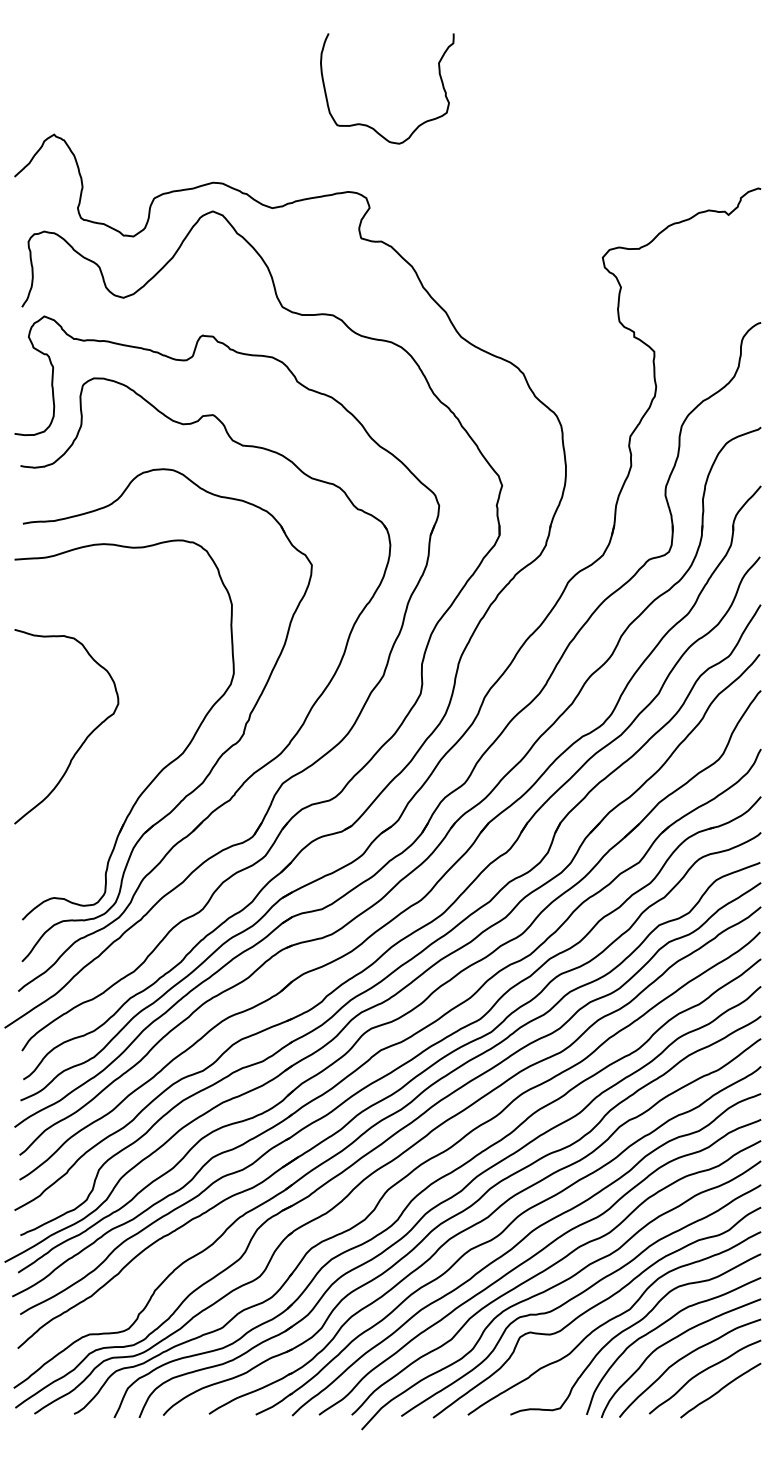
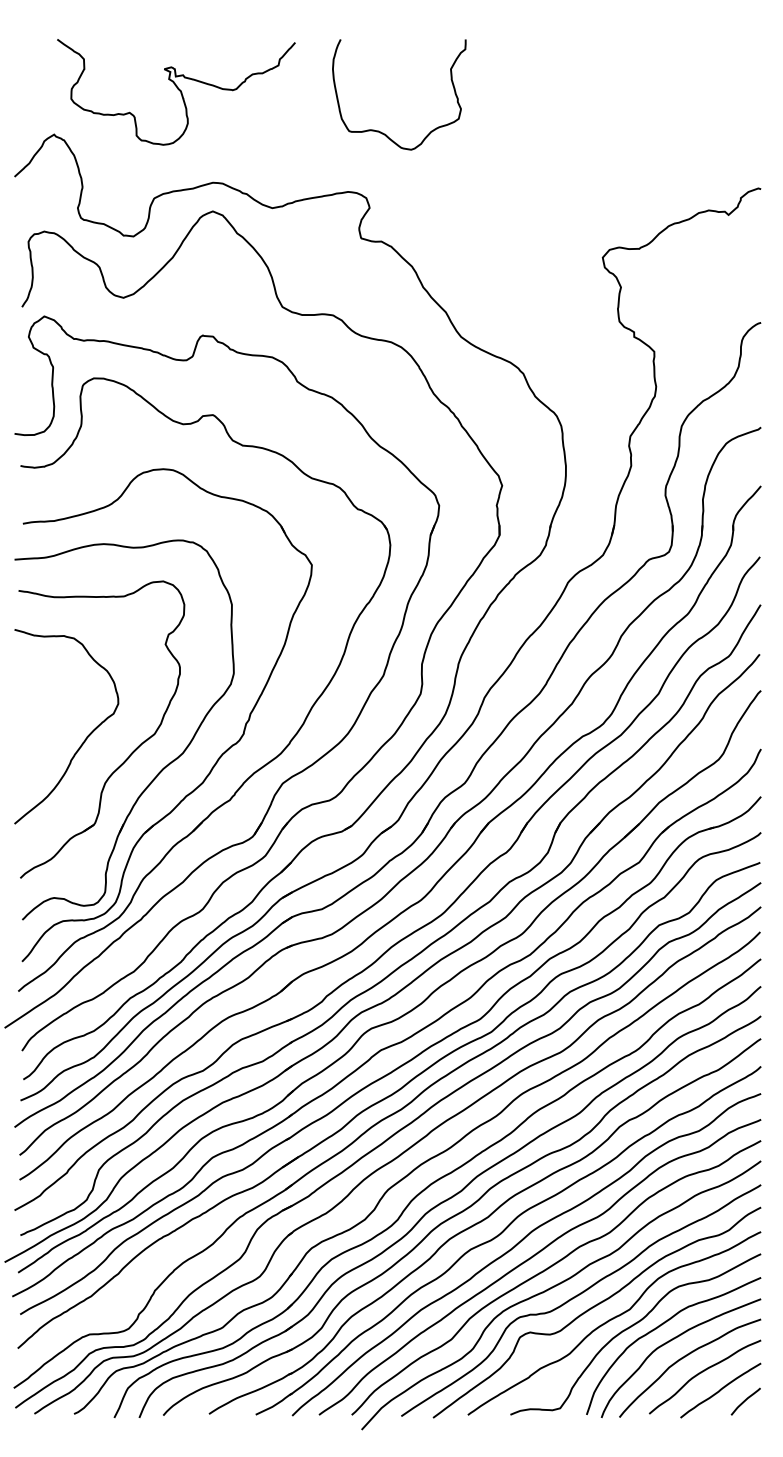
curve: none -> present (178, 90)
curve position: (371, 126) -> (383, 132) (383, 132)
part: none -> present (130, 753)
curve: none -> present (745, 1401)
